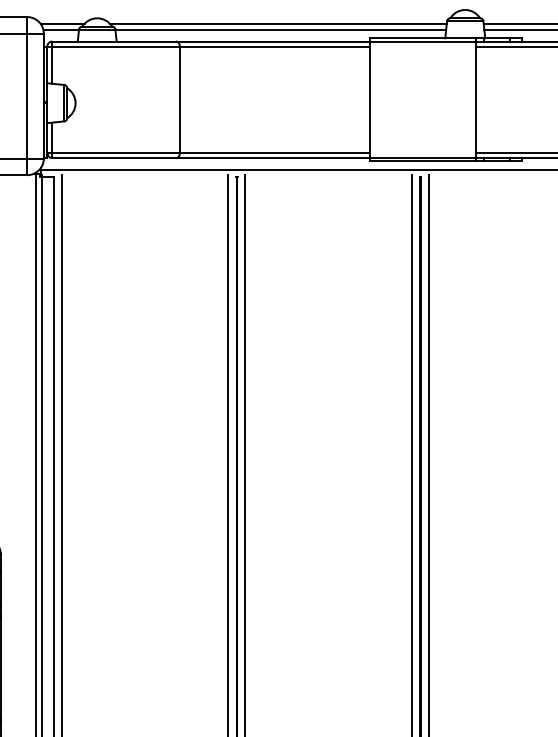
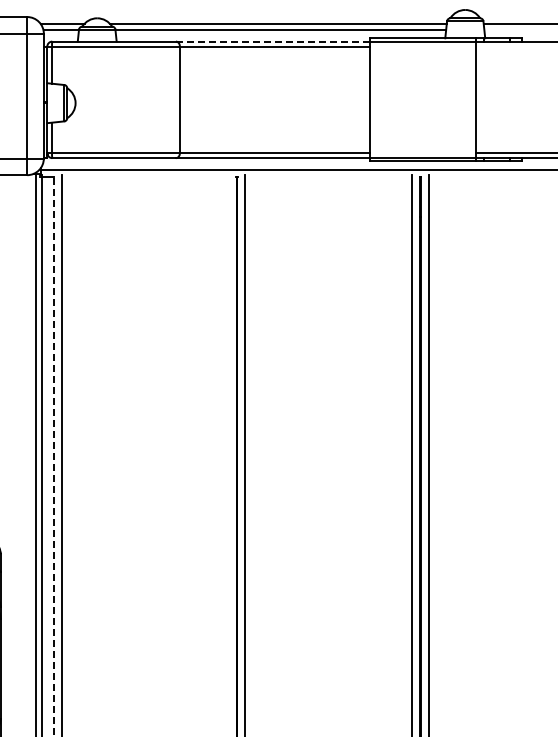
line: present -> none (519, 30)
line: solid -> dashed (273, 41)
line: present -> none (515, 46)
line: present -> none (228, 453)
line: solid -> dashed (53, 456)
